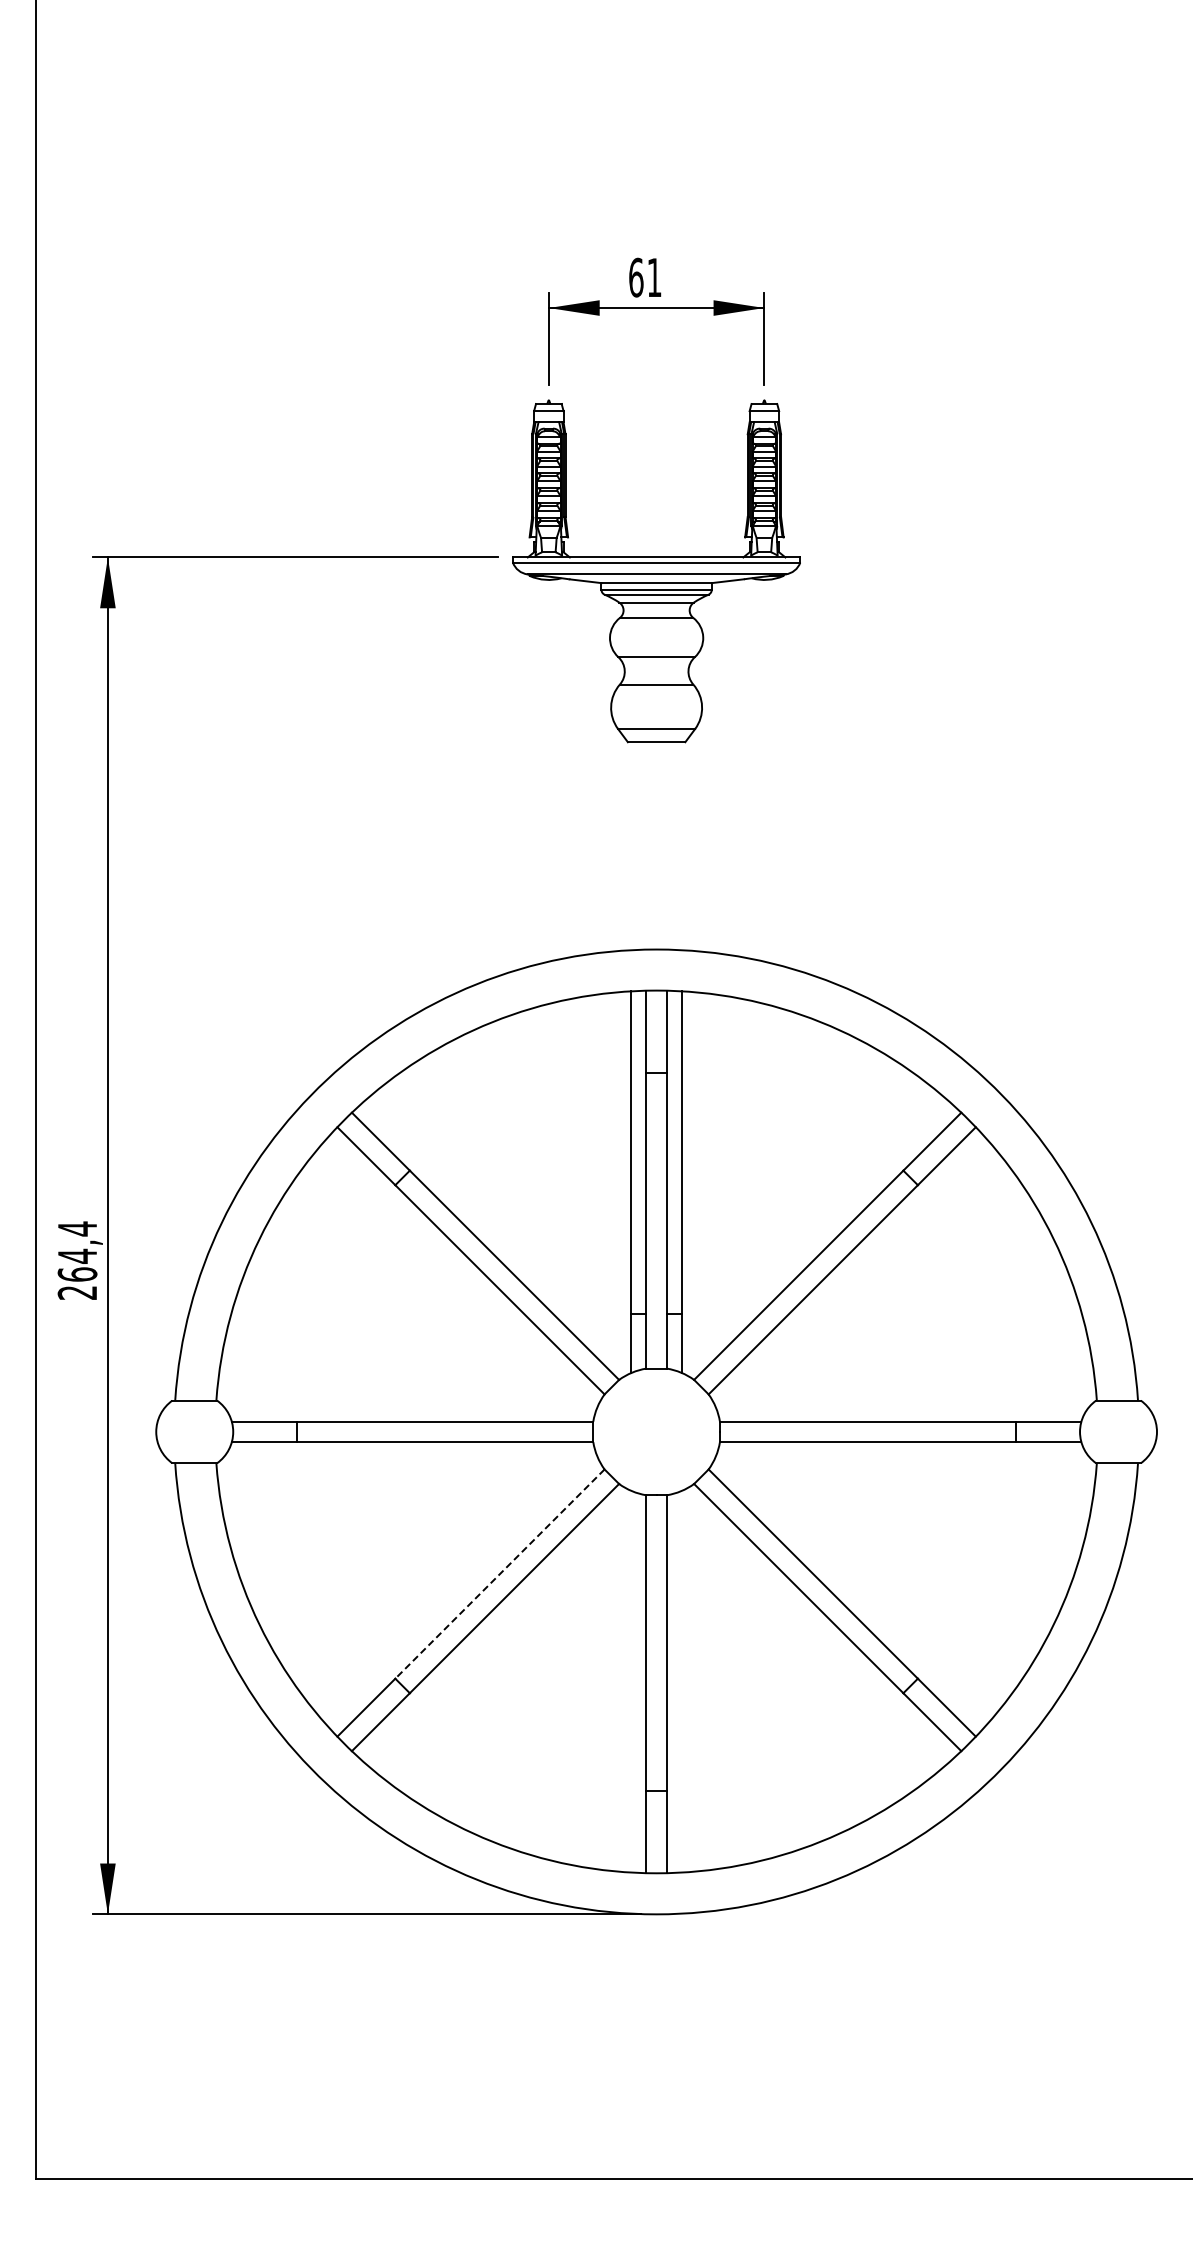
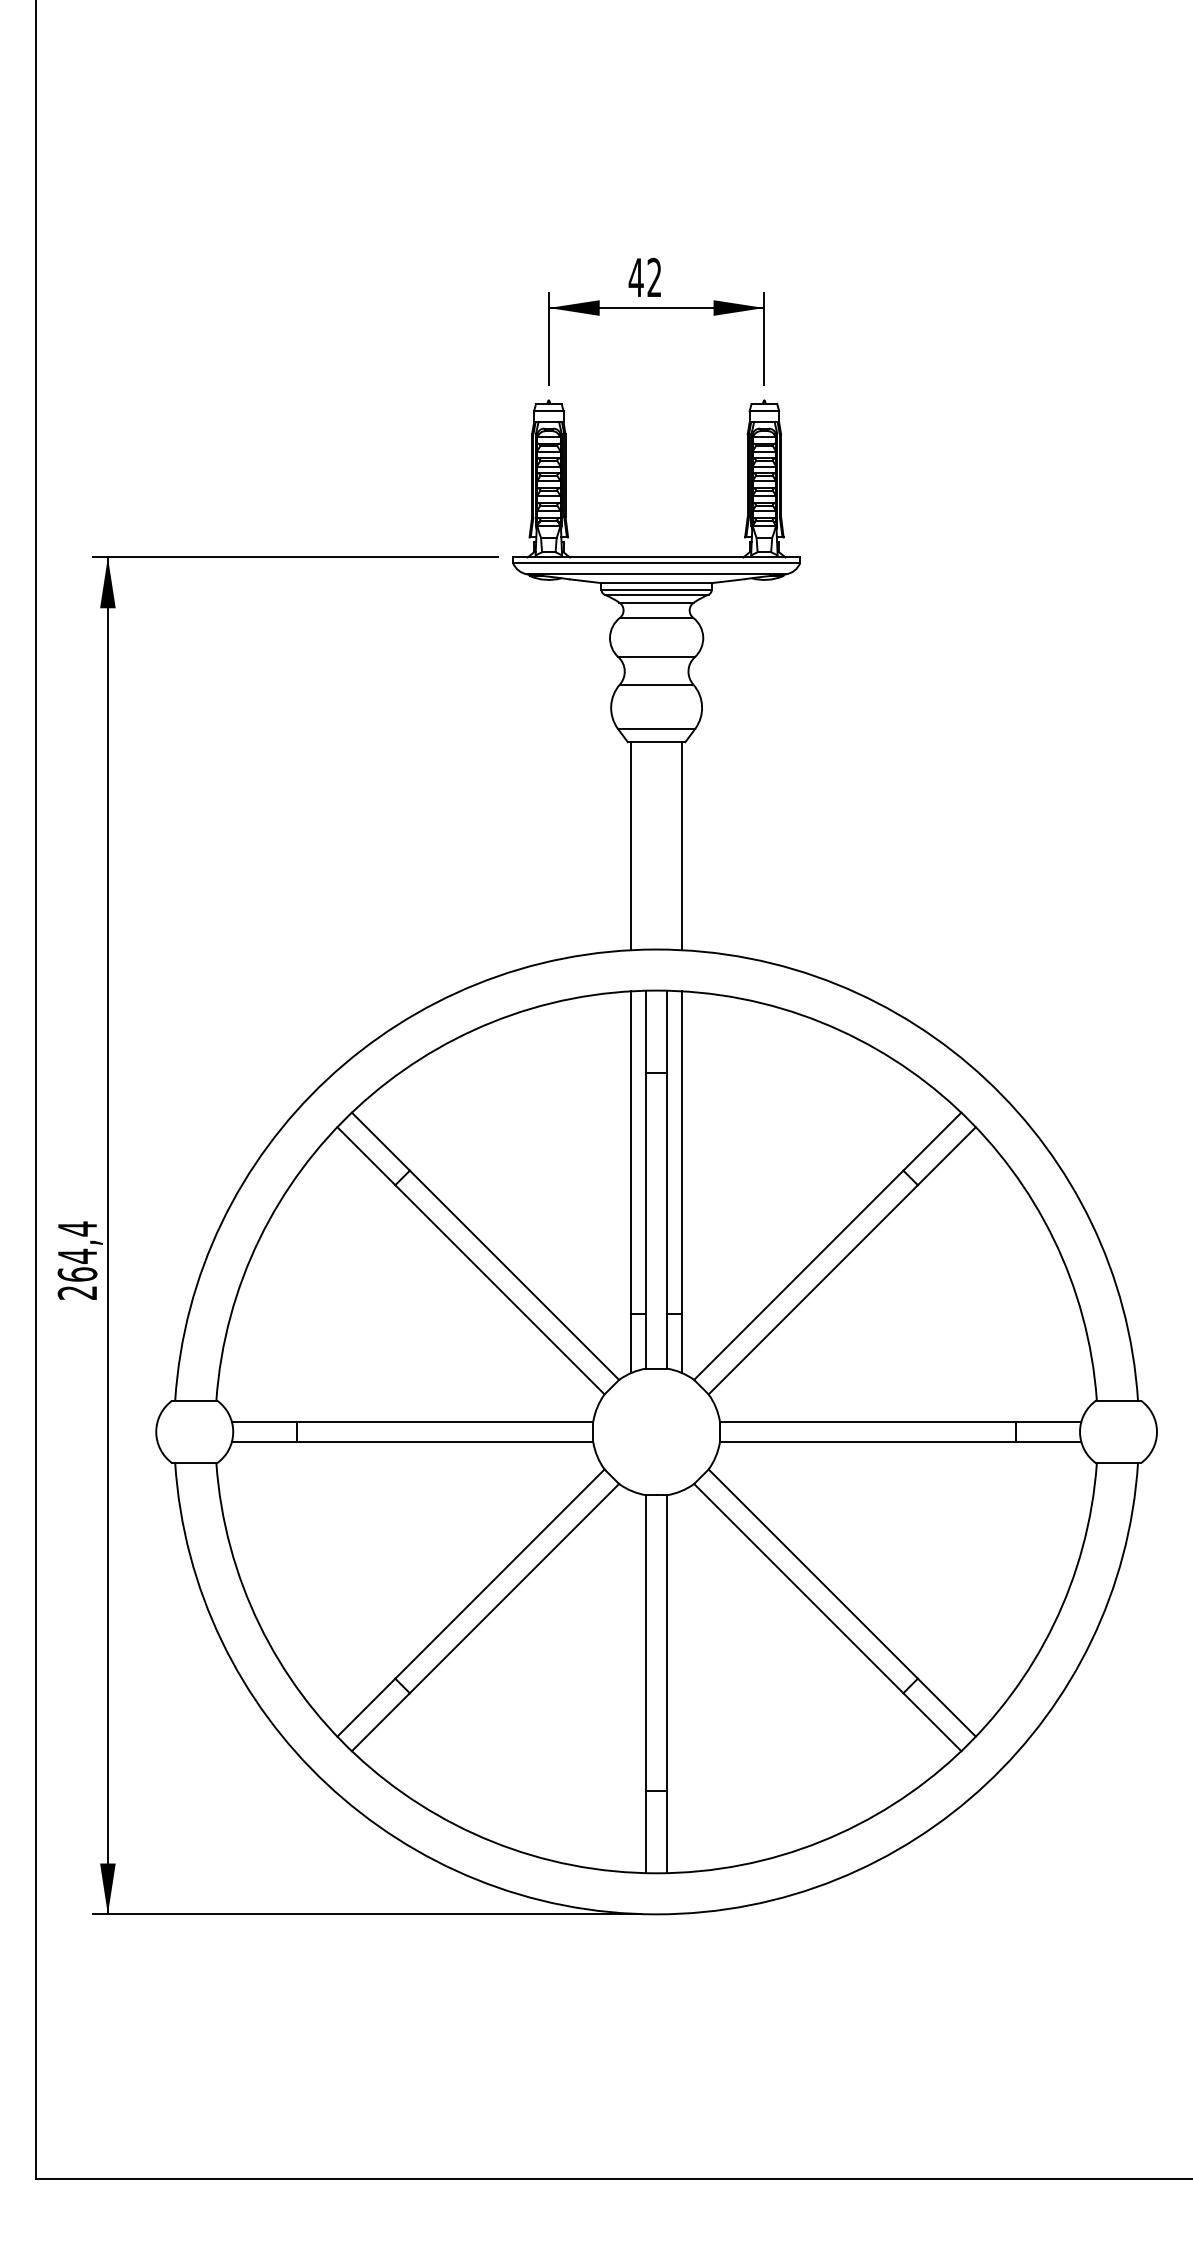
text: 61 -> 42 (644, 277)
line: none -> present (630, 846)
line: none -> present (682, 846)
line: dashed -> solid (499, 1574)
